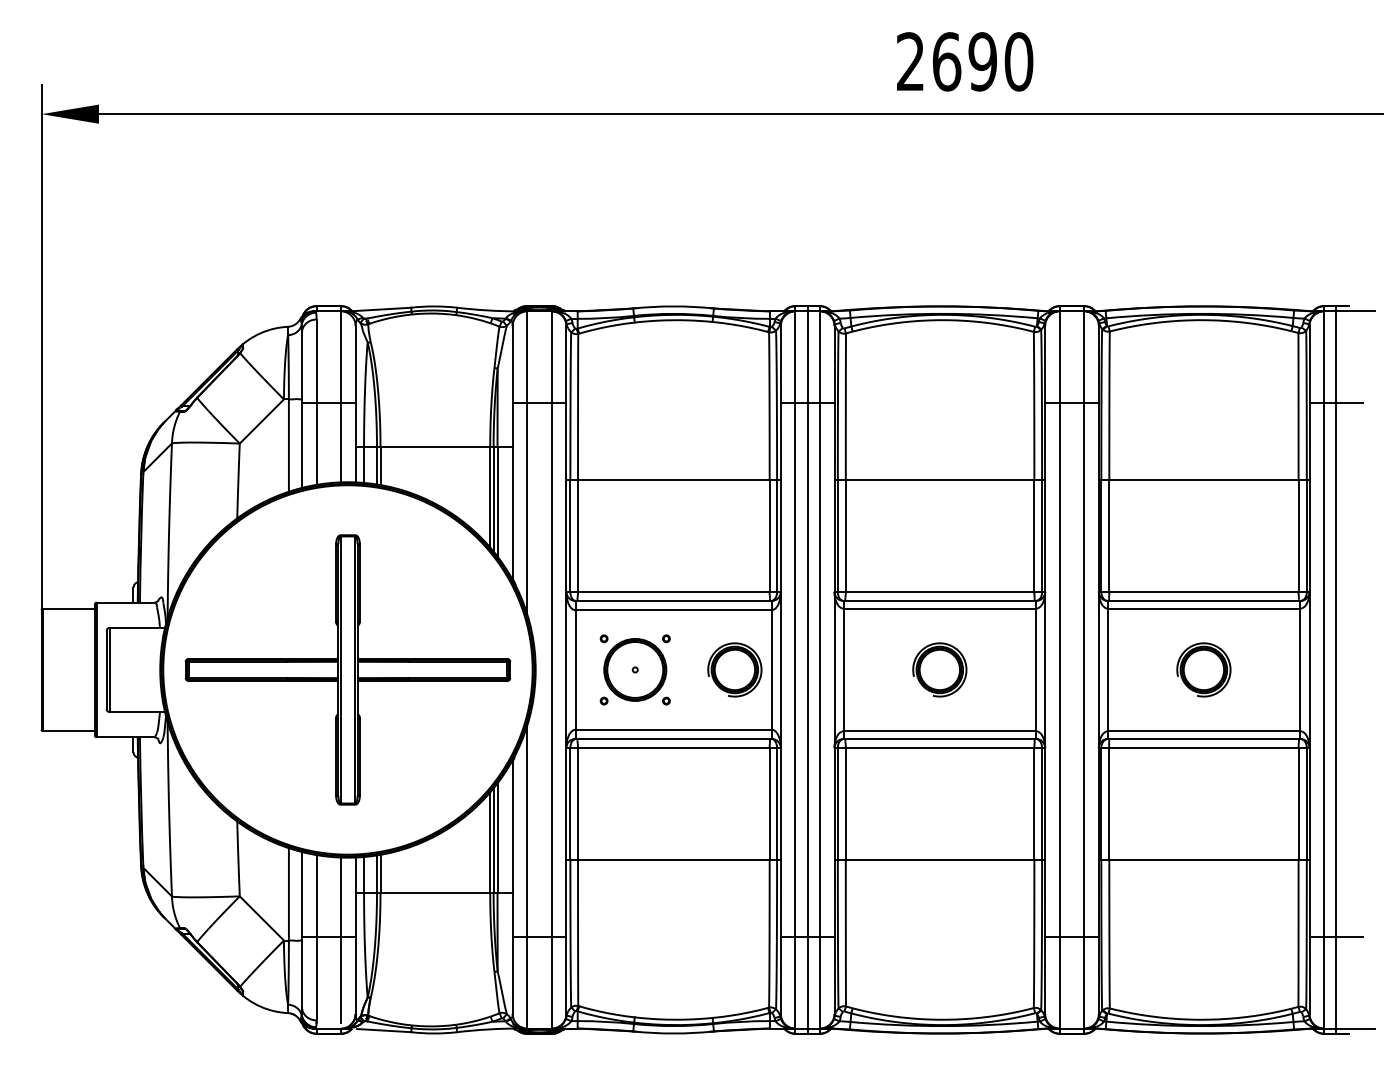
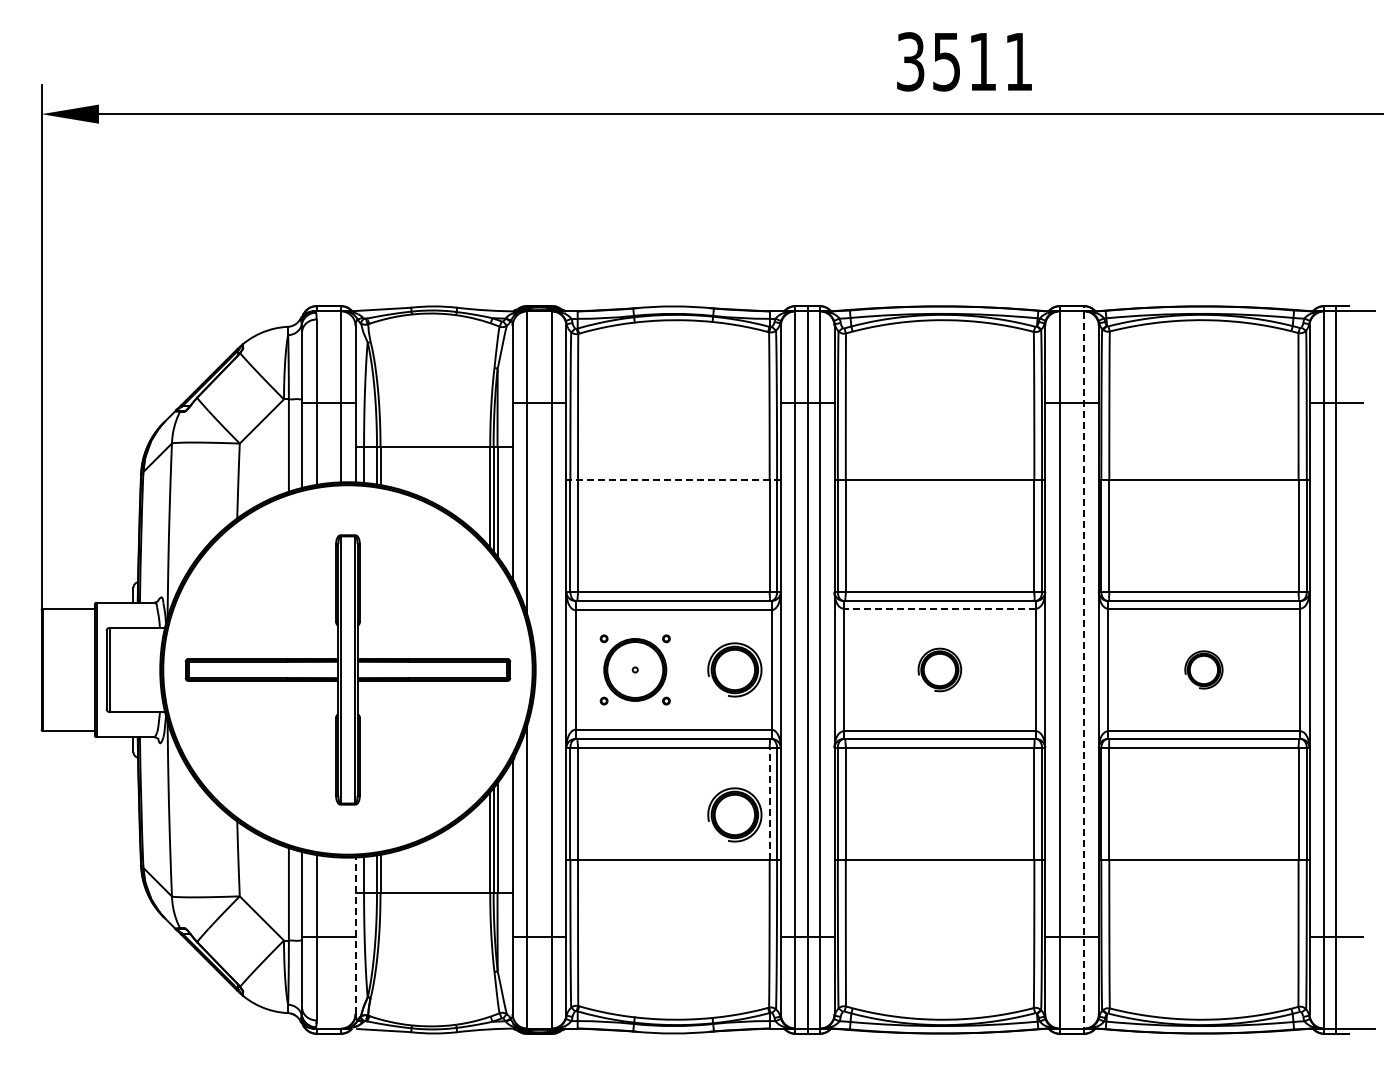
text: 2690 -> 3511 (965, 61)
line: solid -> dashed (673, 479)
line: solid -> dashed (939, 608)
part size: 56x56 px -> 46x46 px (939, 669)
line: solid -> dashed (1084, 669)
part size: 56x56 px -> 40x40 px (1203, 669)
line: solid -> dashed (769, 804)
part: none -> present (734, 814)
line: solid -> dashed (355, 935)
line: present -> none (341, 940)
